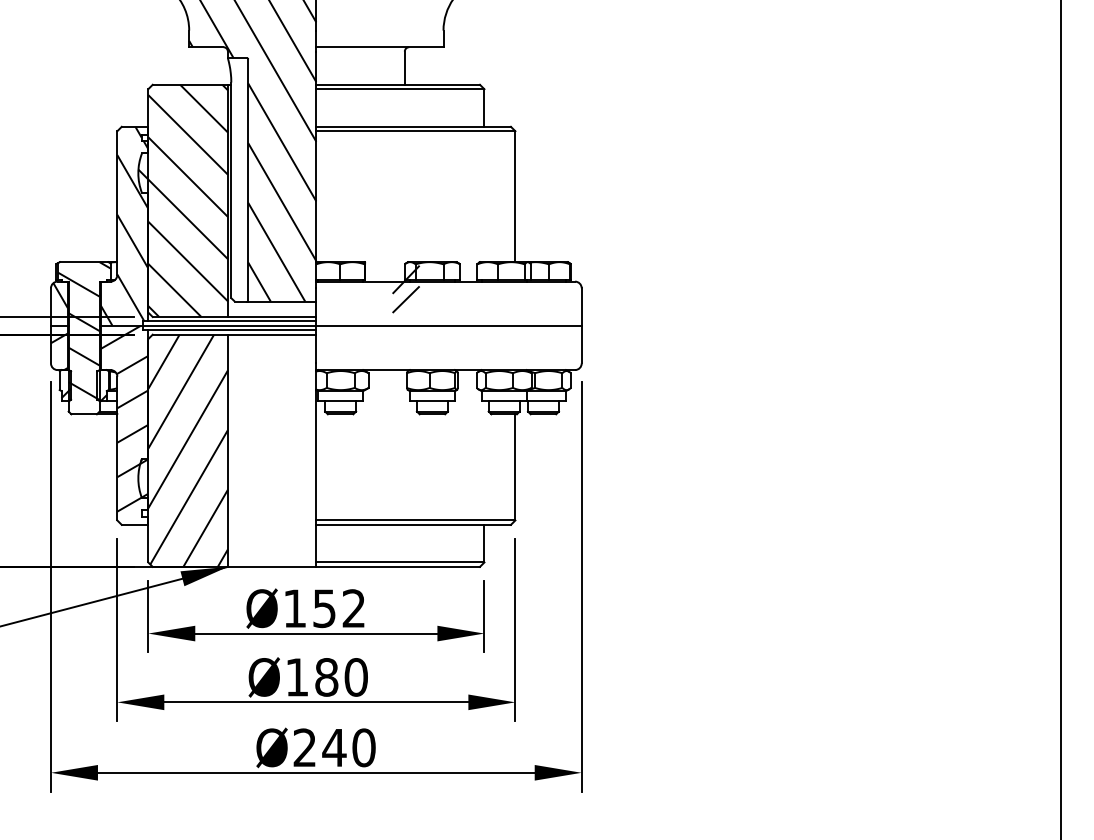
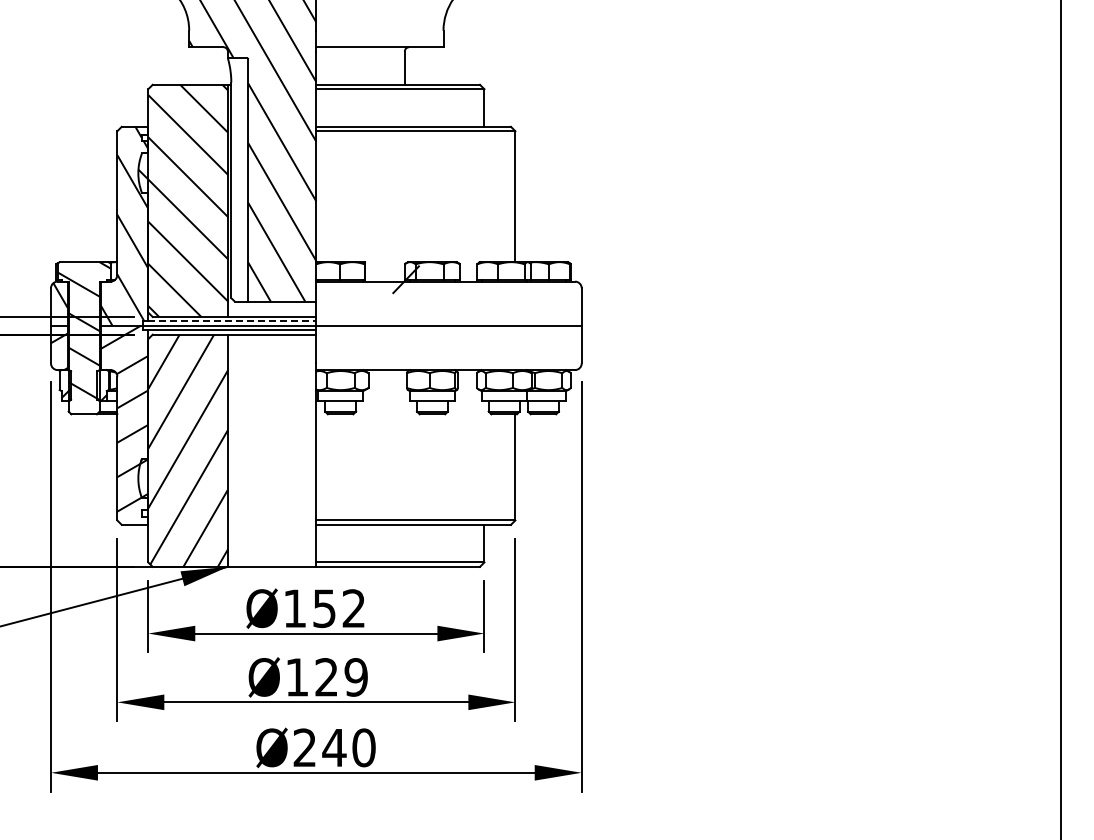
line: present -> none (405, 299)
line: solid -> dashed (232, 321)
text: Ø180 -> Ø129 (341, 677)
